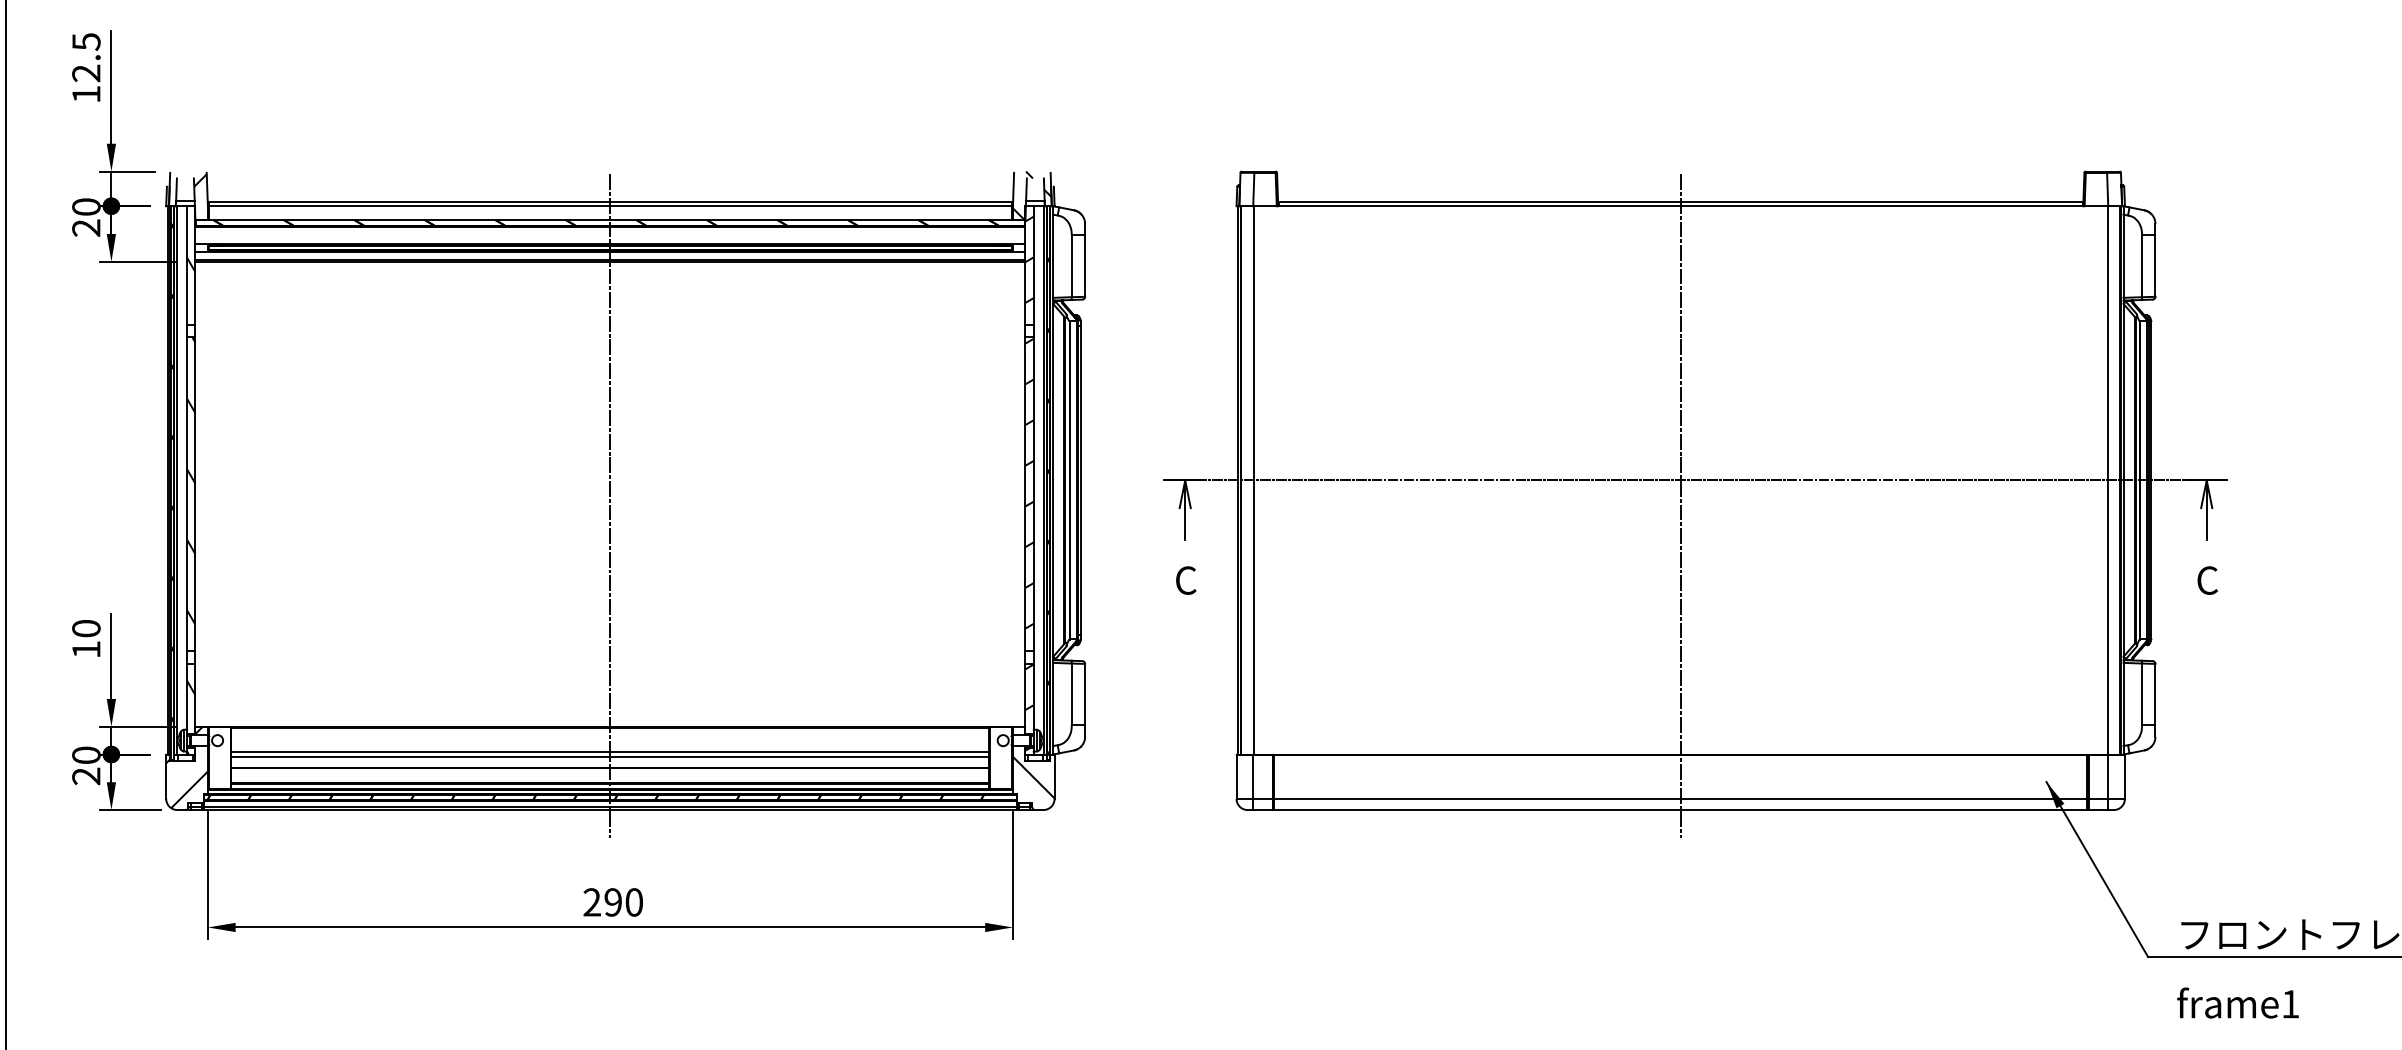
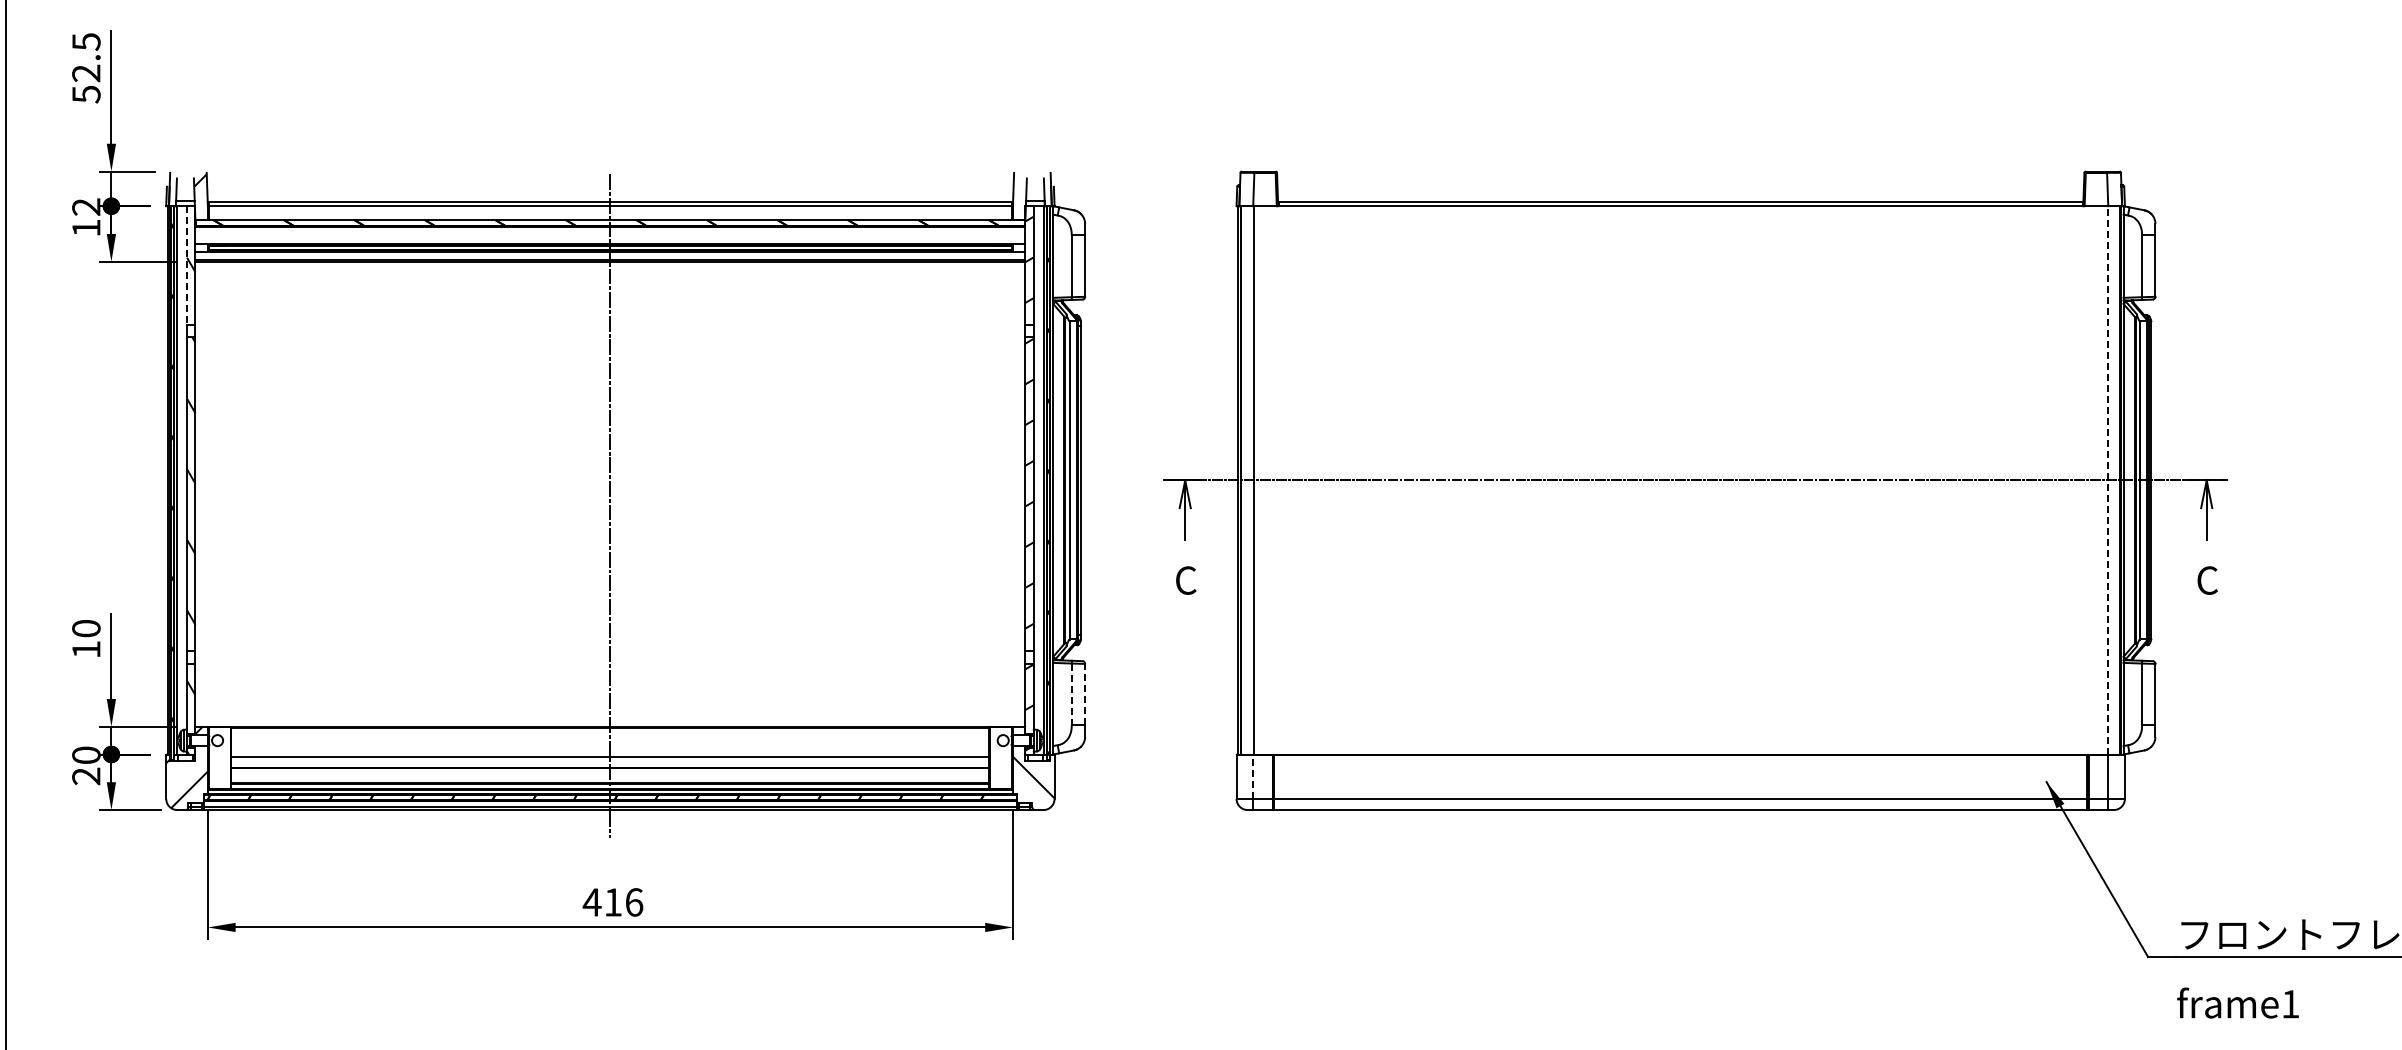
text: 12.5 -> 52.5 (86, 94)
hatch: present -> none (1031, 195)
text: 20 -> 12 (86, 217)
line: solid -> dashed (187, 266)
line: solid -> dashed (2107, 479)
line: present -> none (1680, 505)
line: solid -> dashed (1071, 694)
line: solid -> dashed (1085, 694)
line: present -> none (610, 751)
line: solid -> dashed (1253, 777)
text: 290 -> 416 (612, 902)
